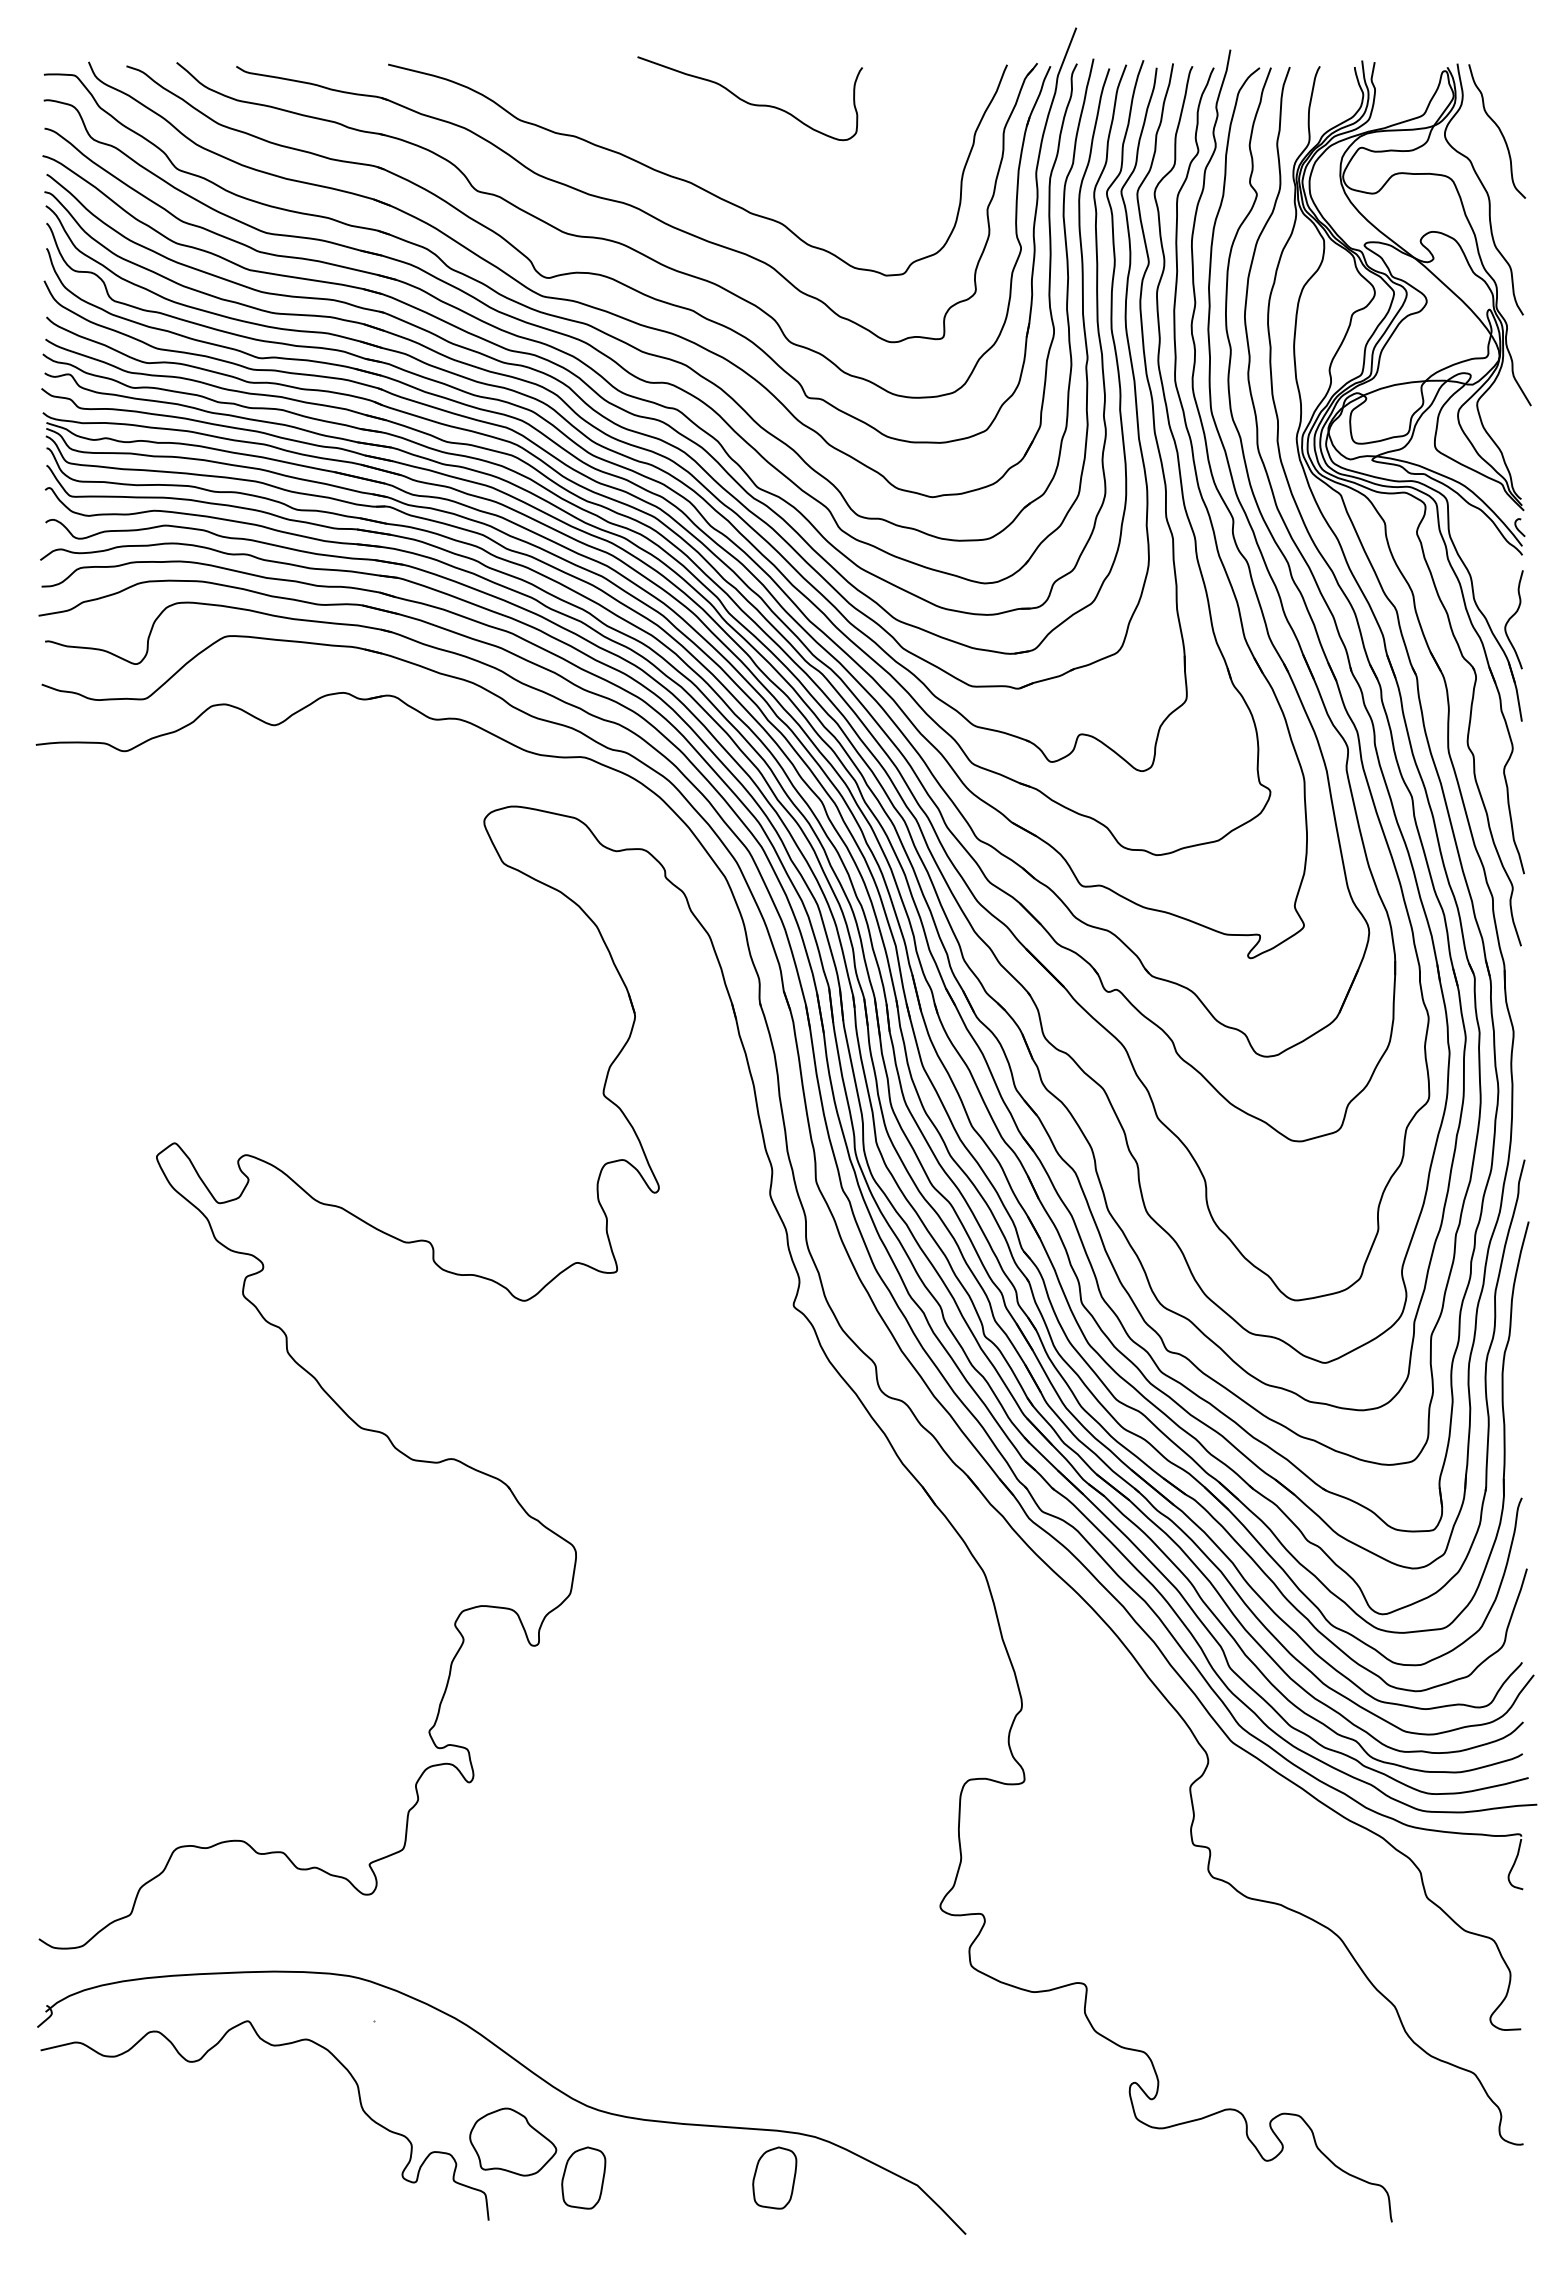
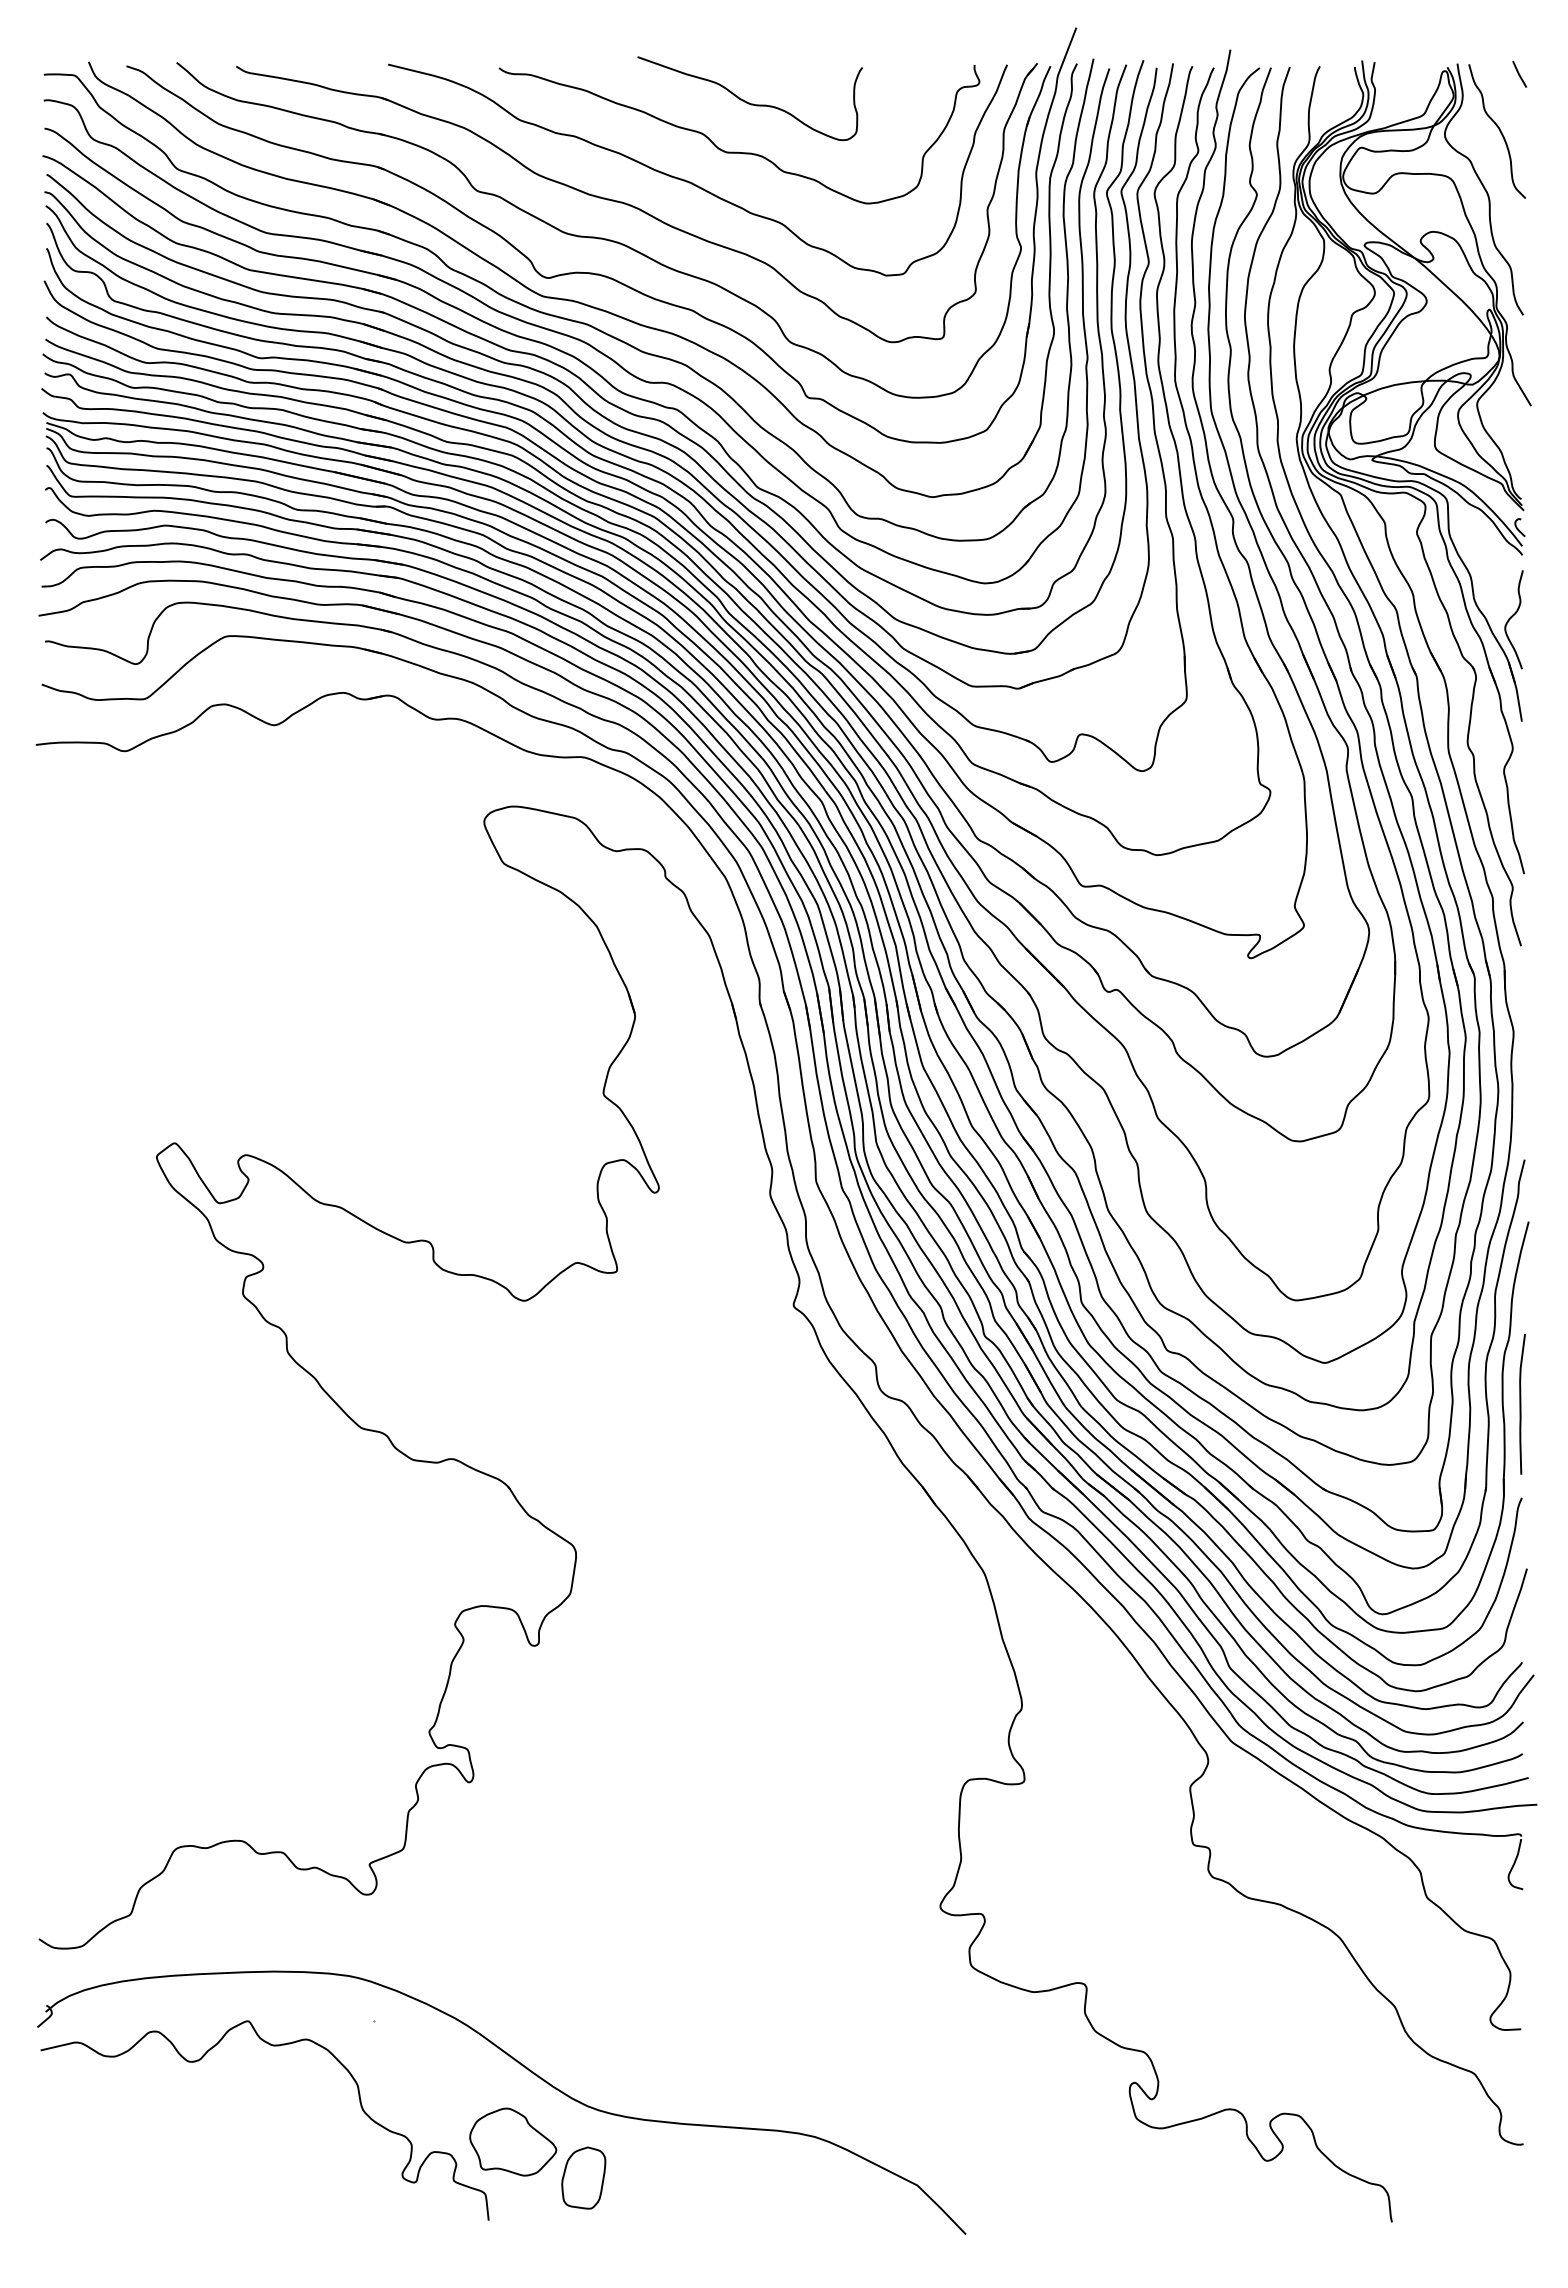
line: none -> present (1519, 74)
curve: none -> present (738, 151)
curve: none -> present (1521, 1403)
part: present -> none (774, 2177)
